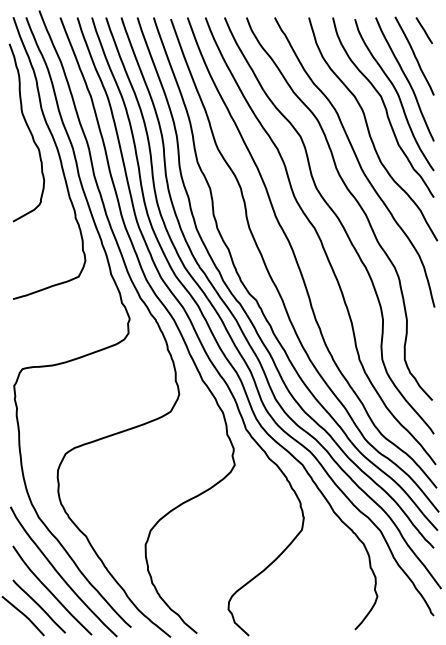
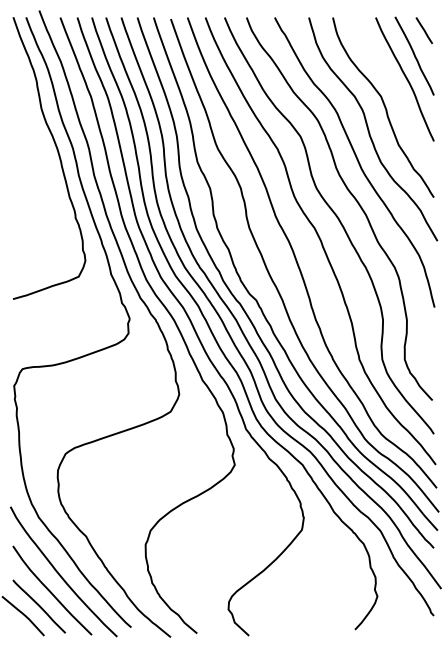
curve: present -> none (396, 93)
curve: present -> none (28, 130)
